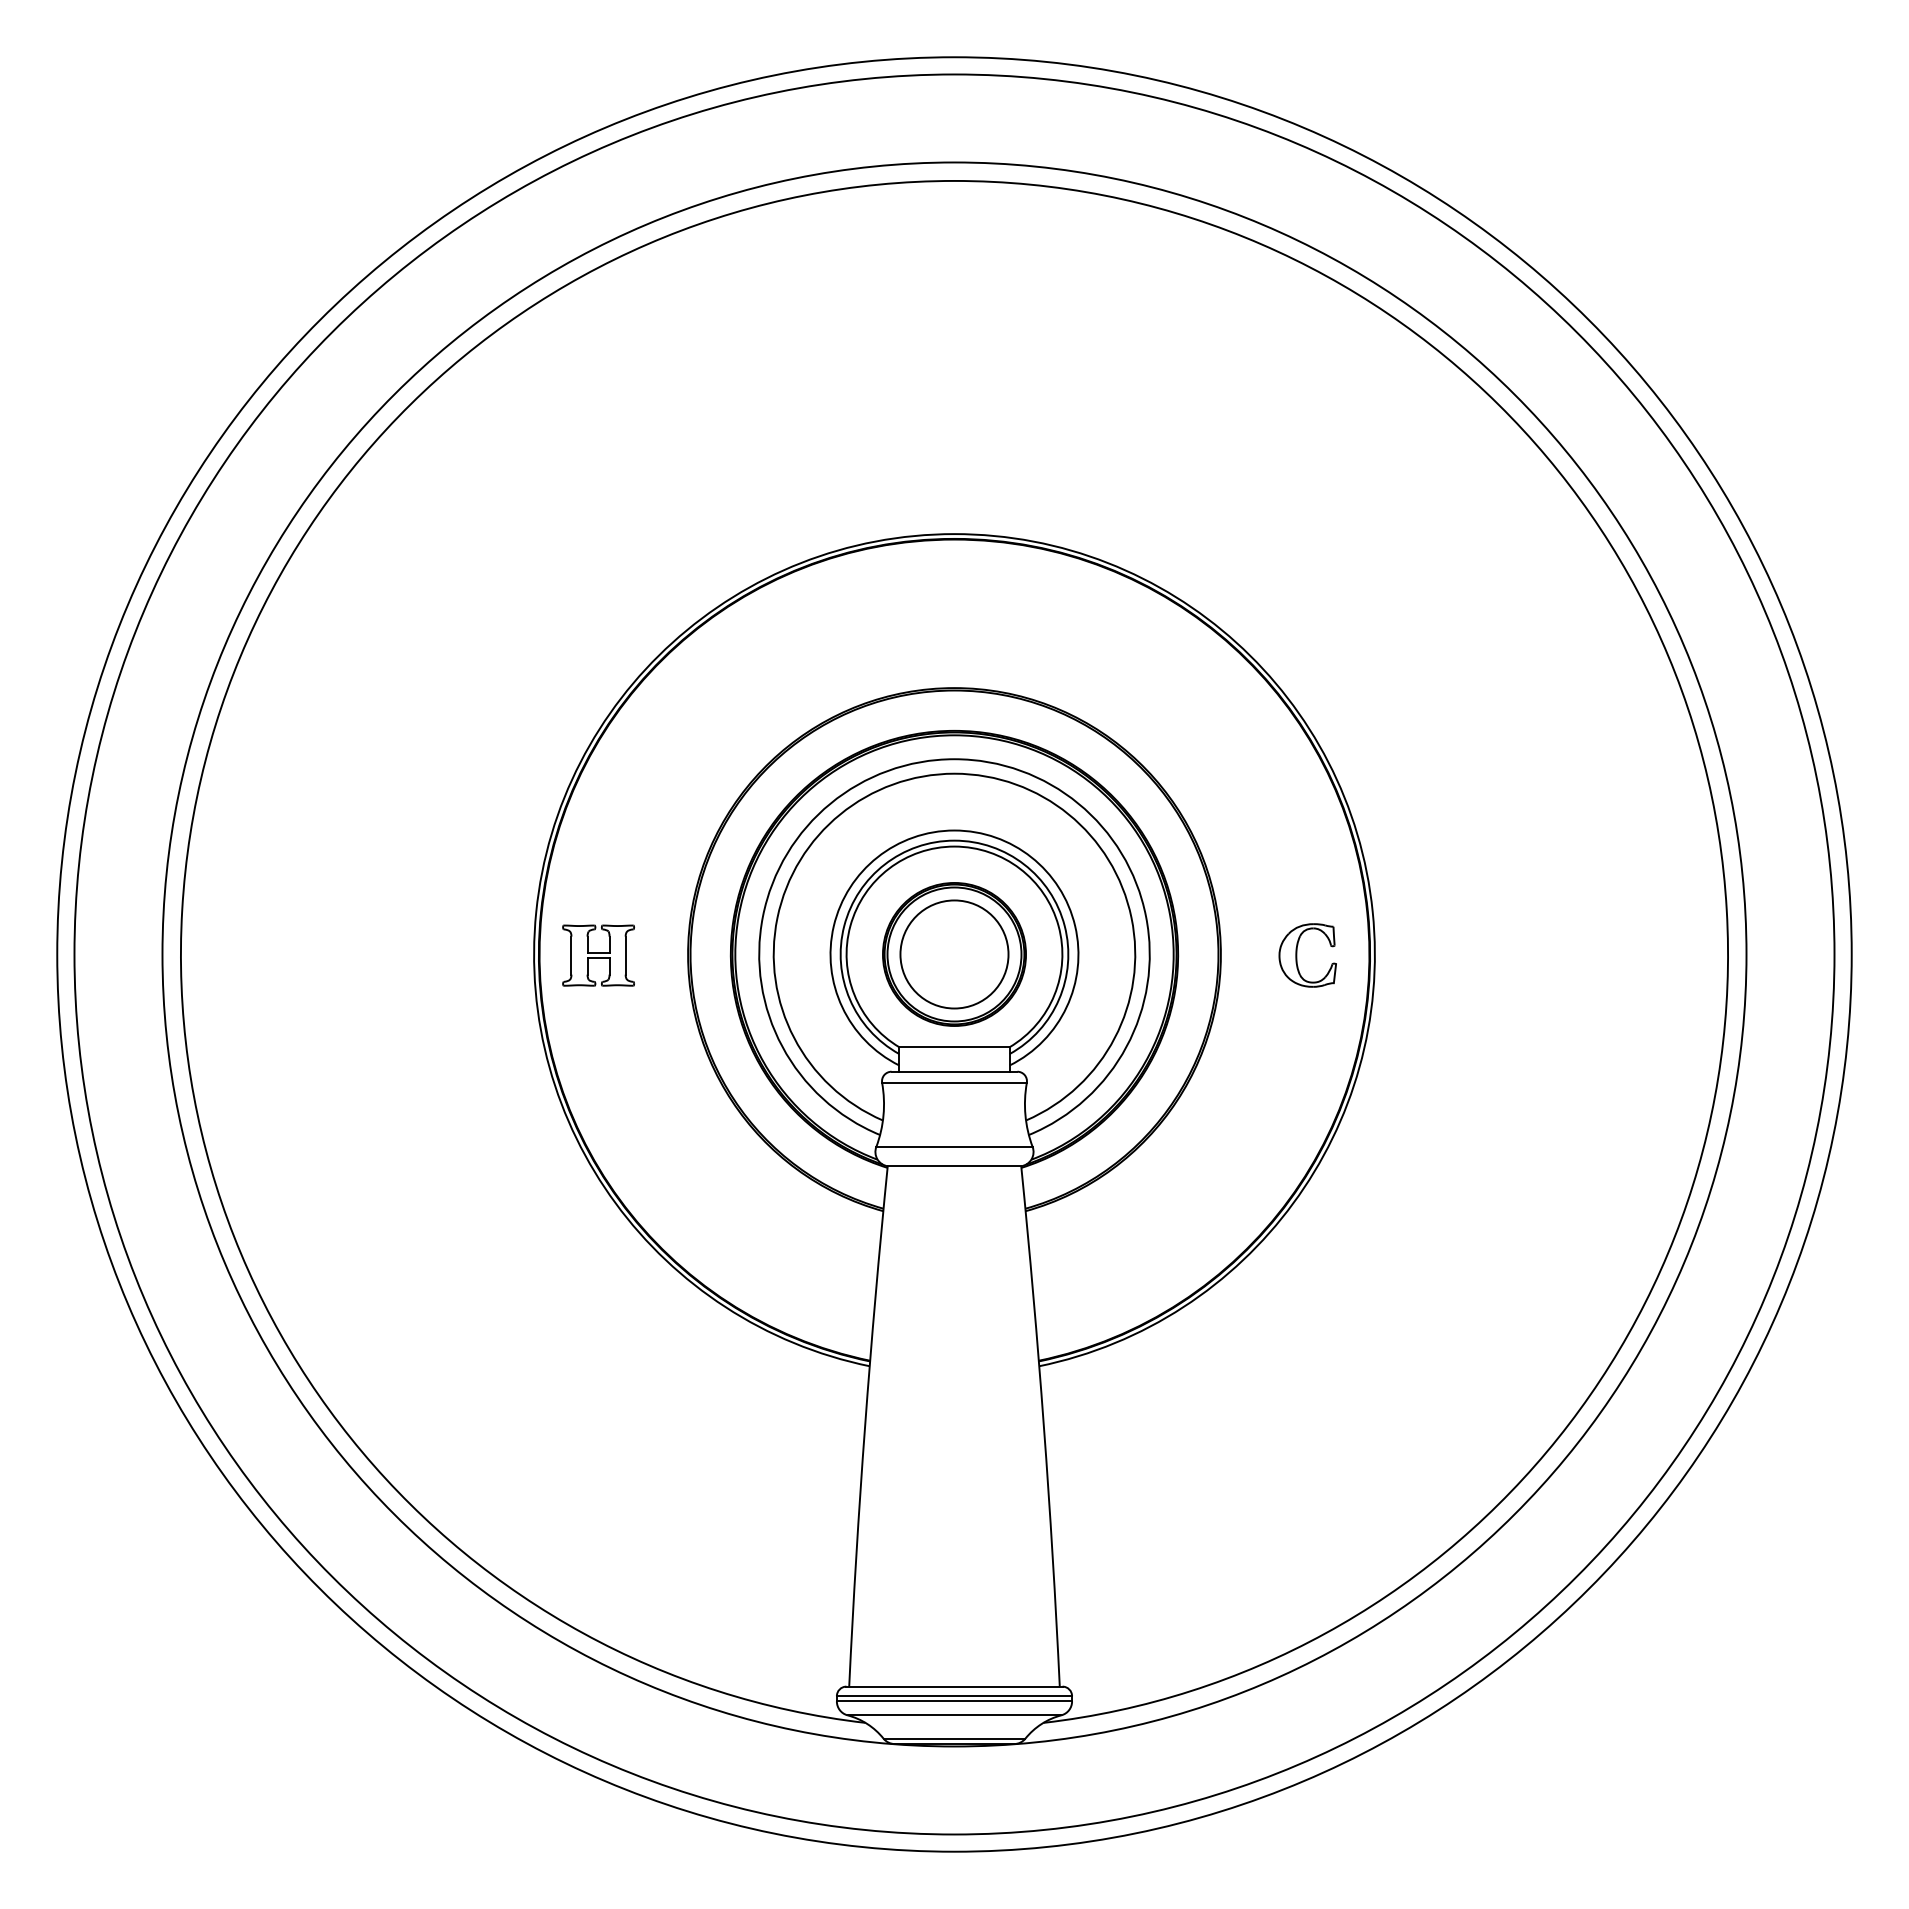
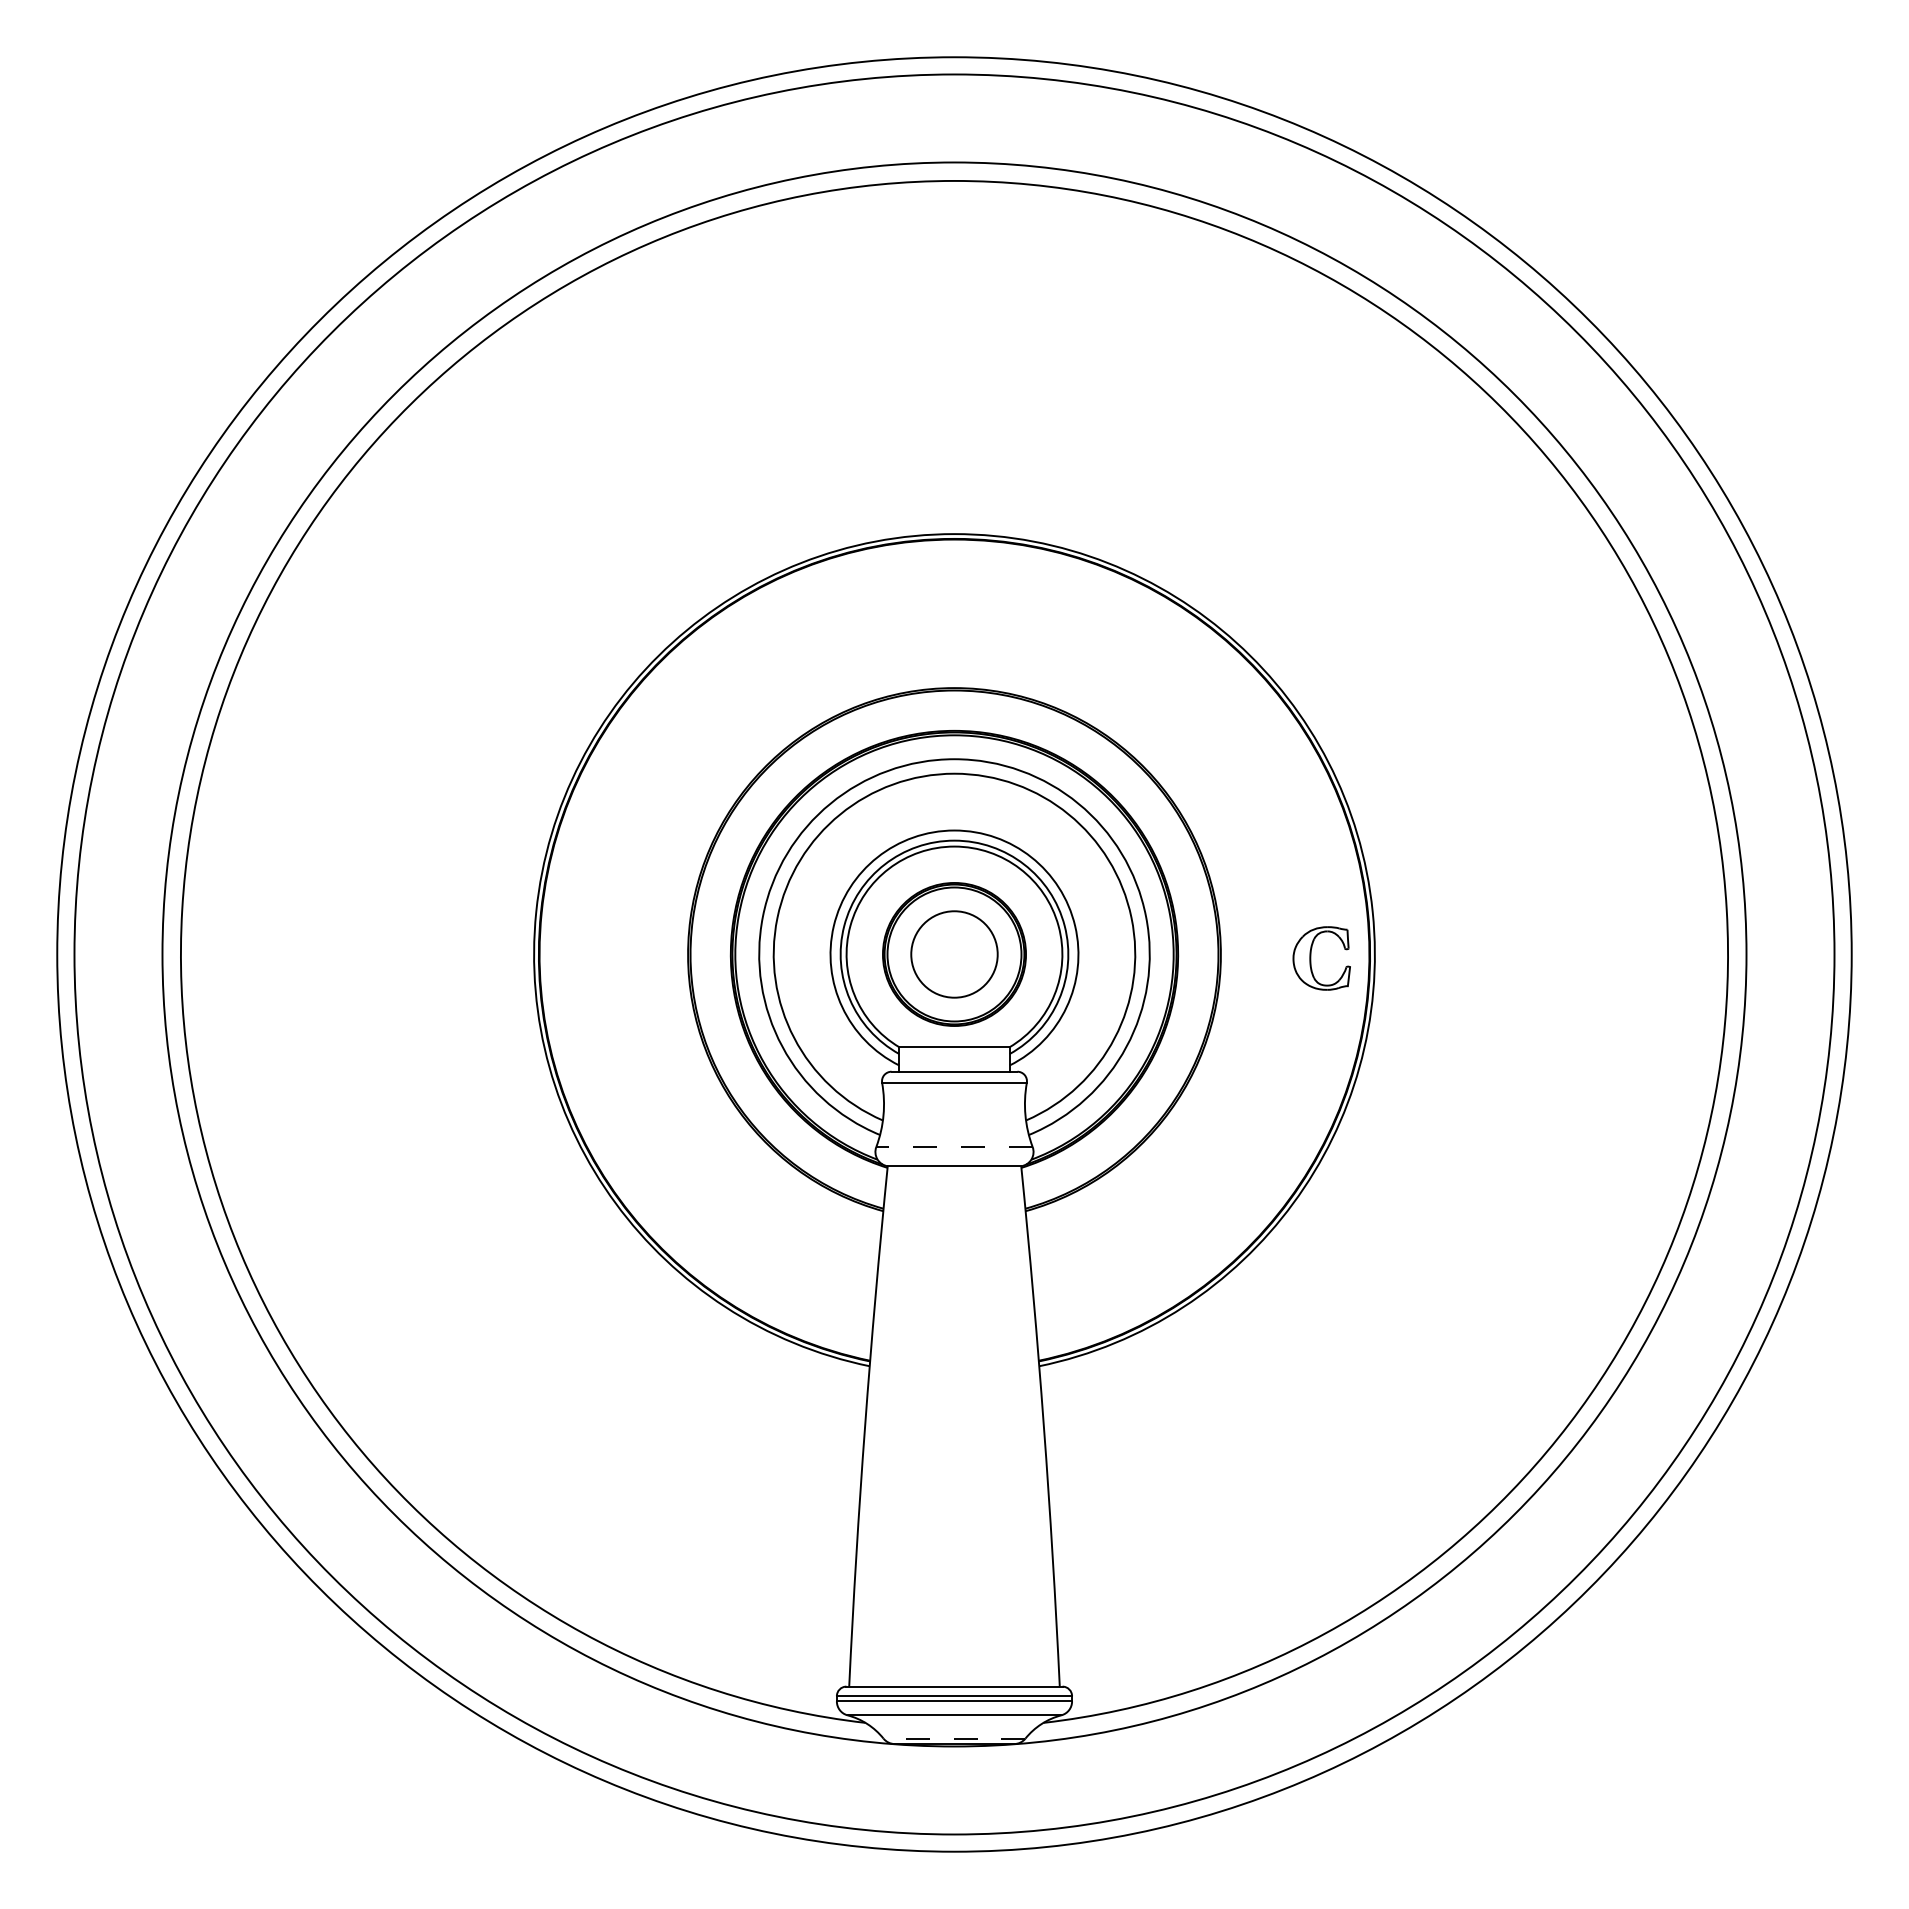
circle diameter: 108 px -> 86 px (954, 954)
part: present -> none (598, 955)
part position: (1297, 955) -> (1311, 958) (1311, 958)
line: solid -> dashed (954, 1147)
line: solid -> dashed (954, 1738)
